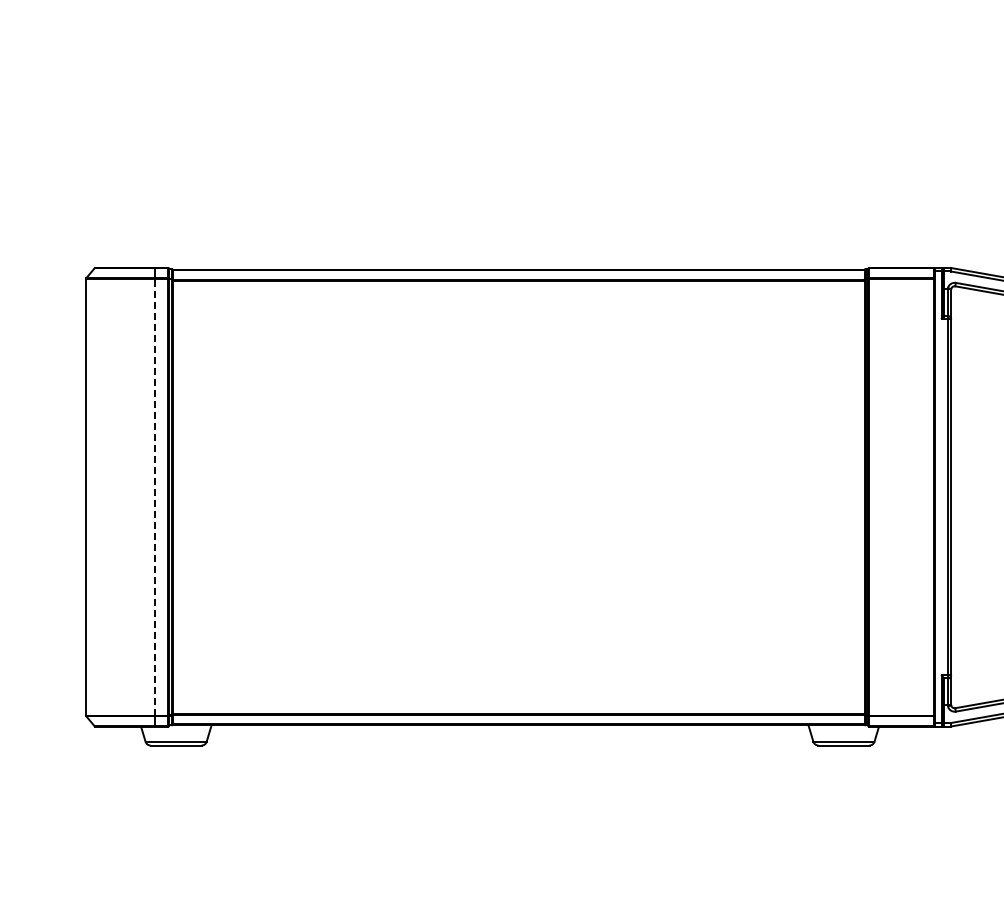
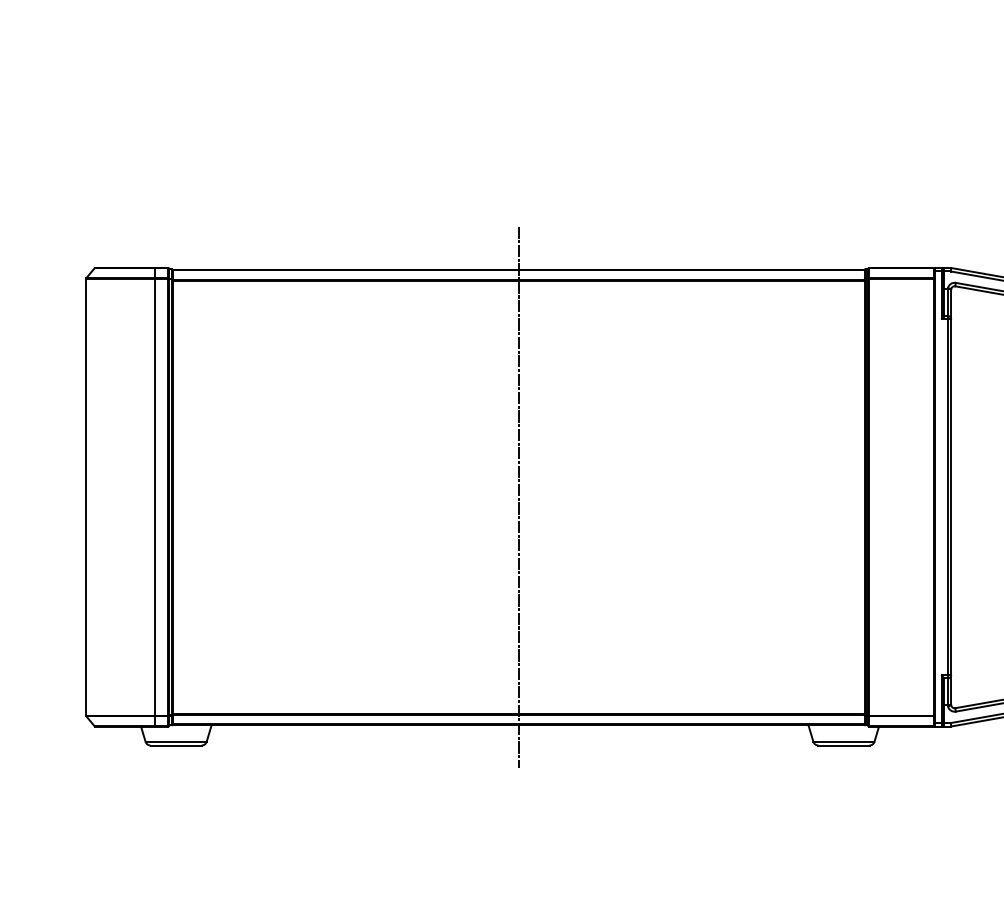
line: dashed -> solid (155, 496)
line: none -> present (518, 497)
